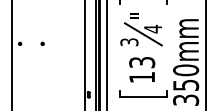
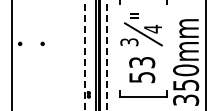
line: solid -> dashed (106, 54)
line: solid -> dashed (84, 55)
text: 13 -> 53 (142, 77)
